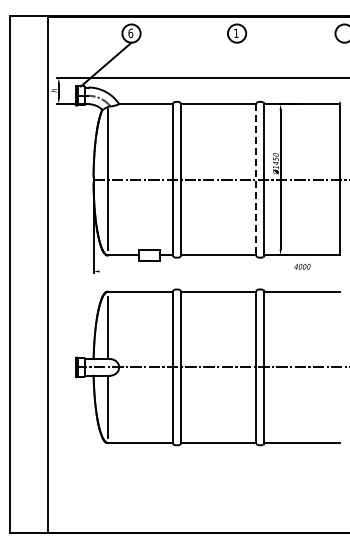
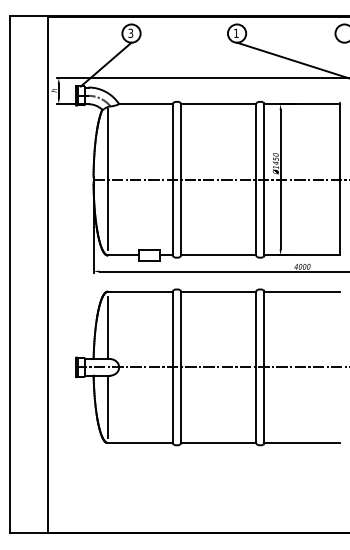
text: 6 -> 3 (130, 32)
line: none -> present (291, 59)
line: dashed -> solid (256, 179)
line: none -> present (222, 271)
